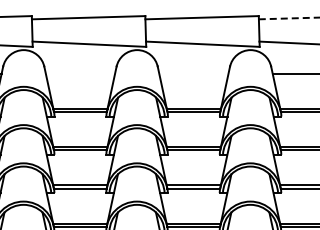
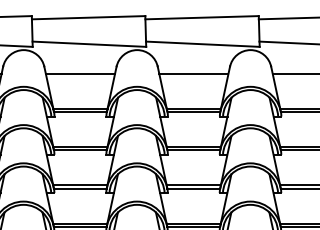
line: dashed -> solid (289, 18)
line: none -> present (80, 73)
line: none -> present (193, 73)
